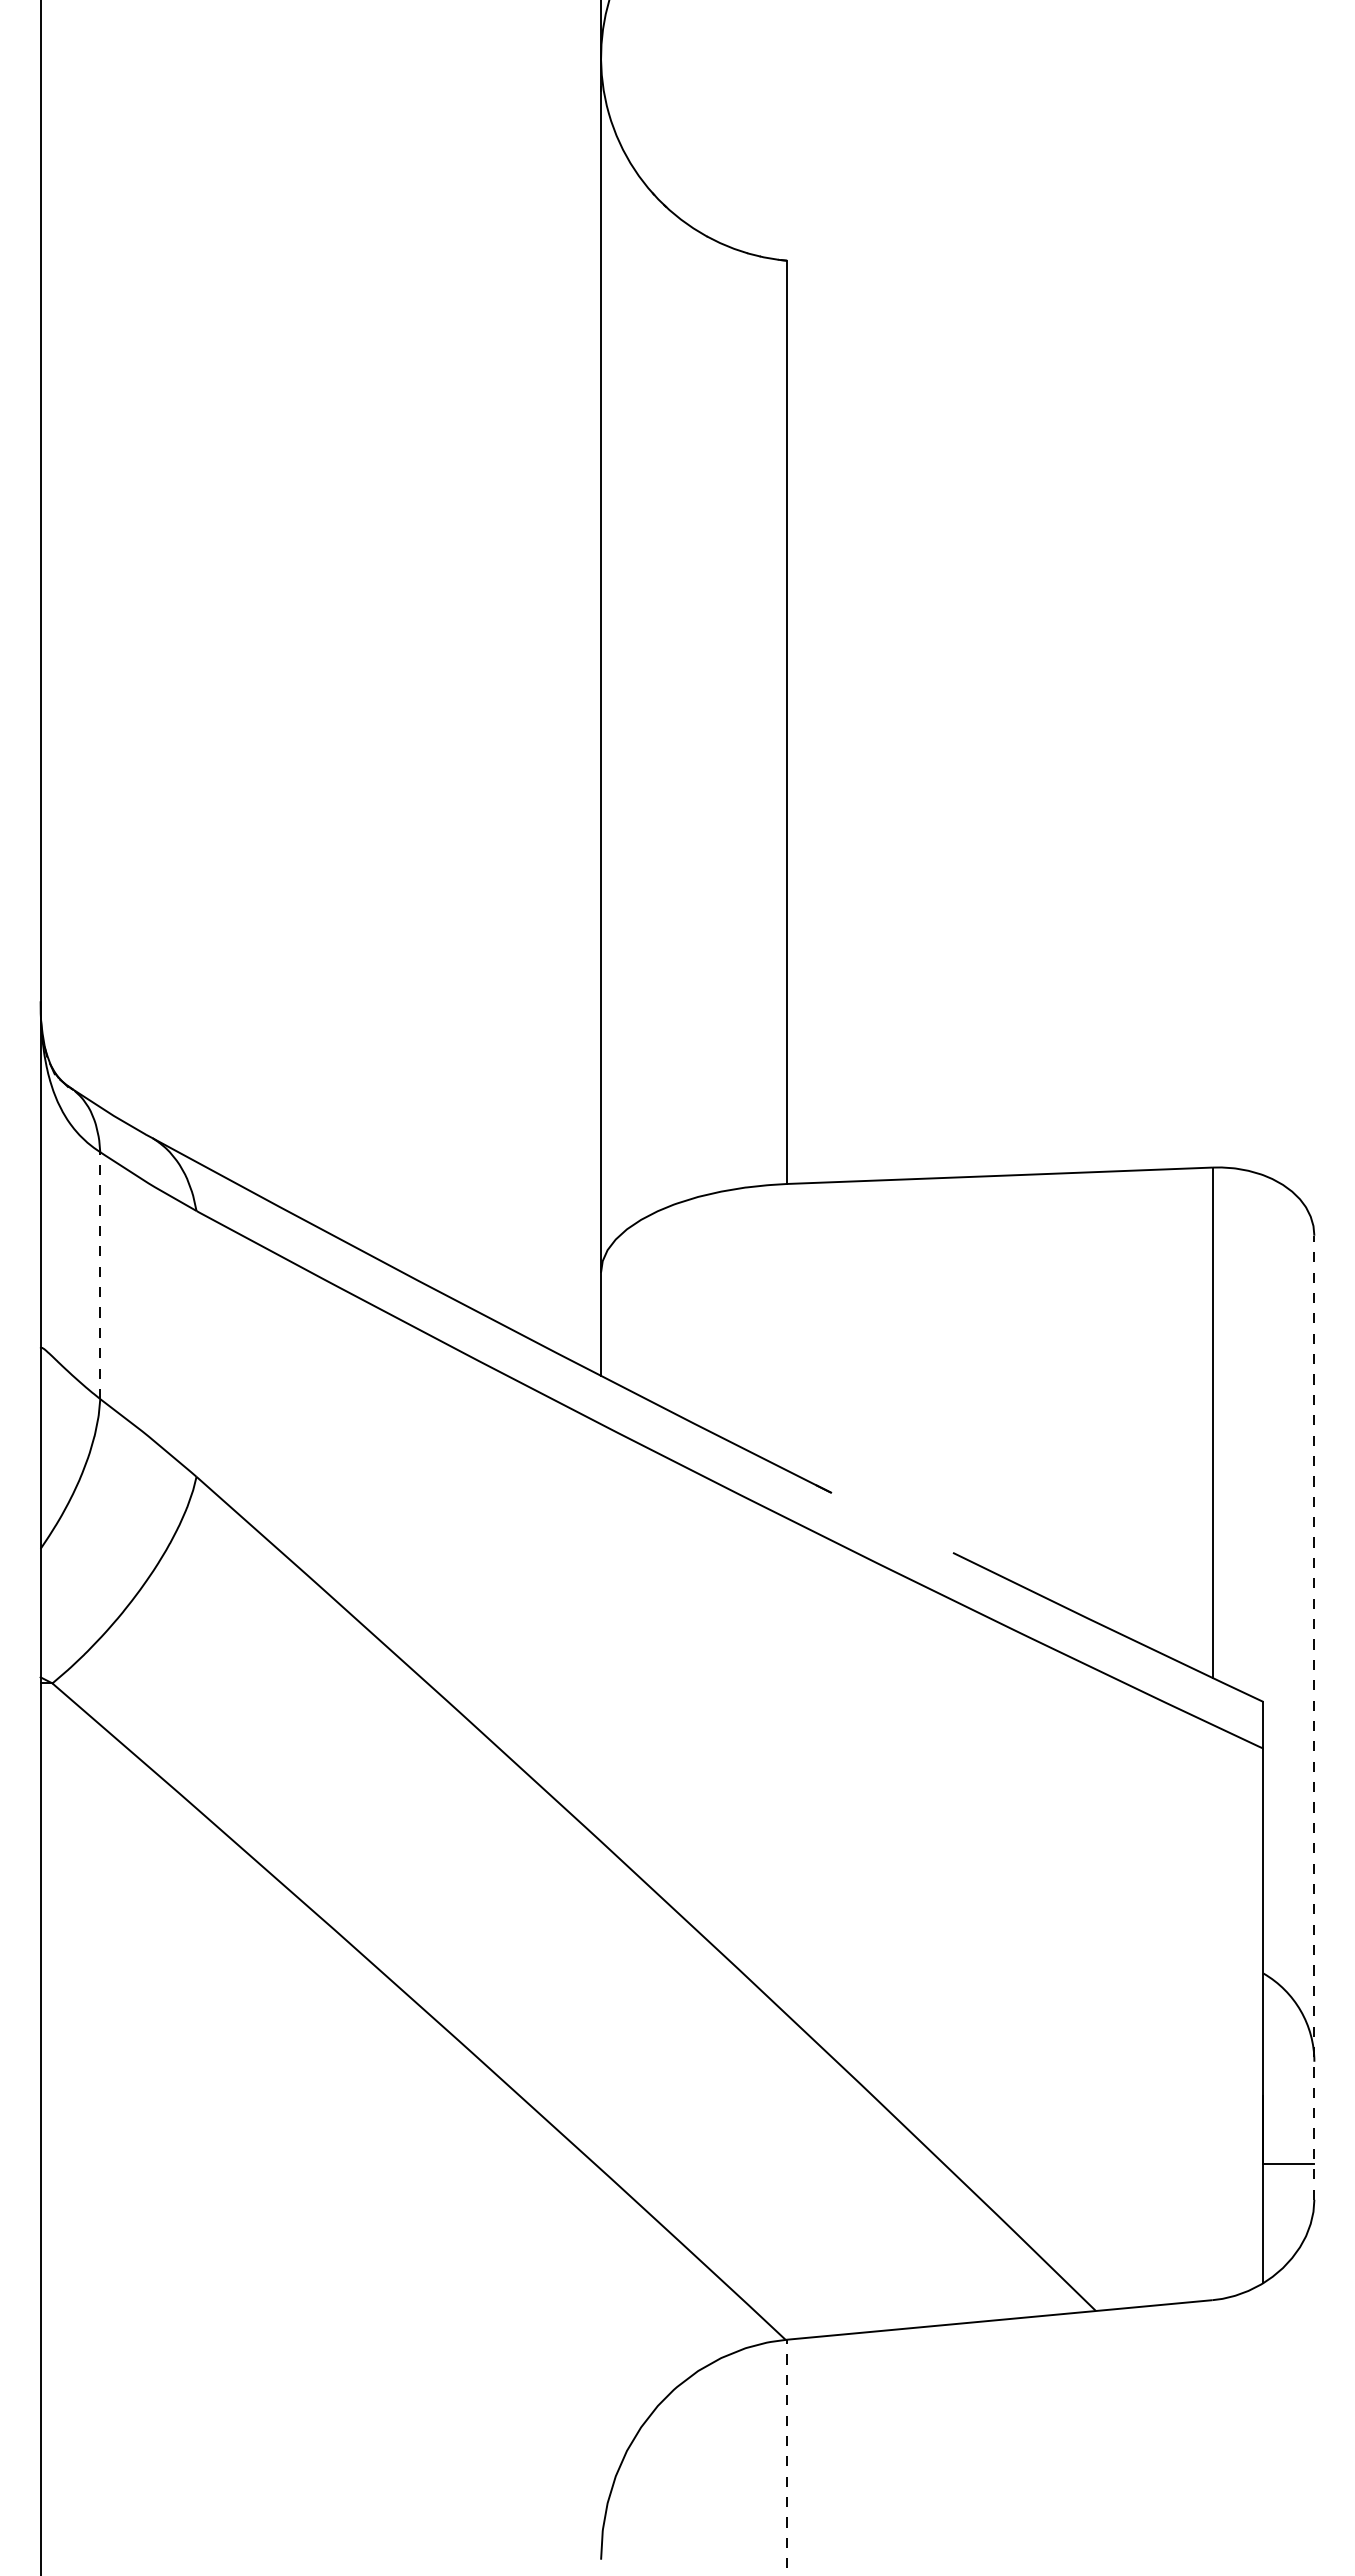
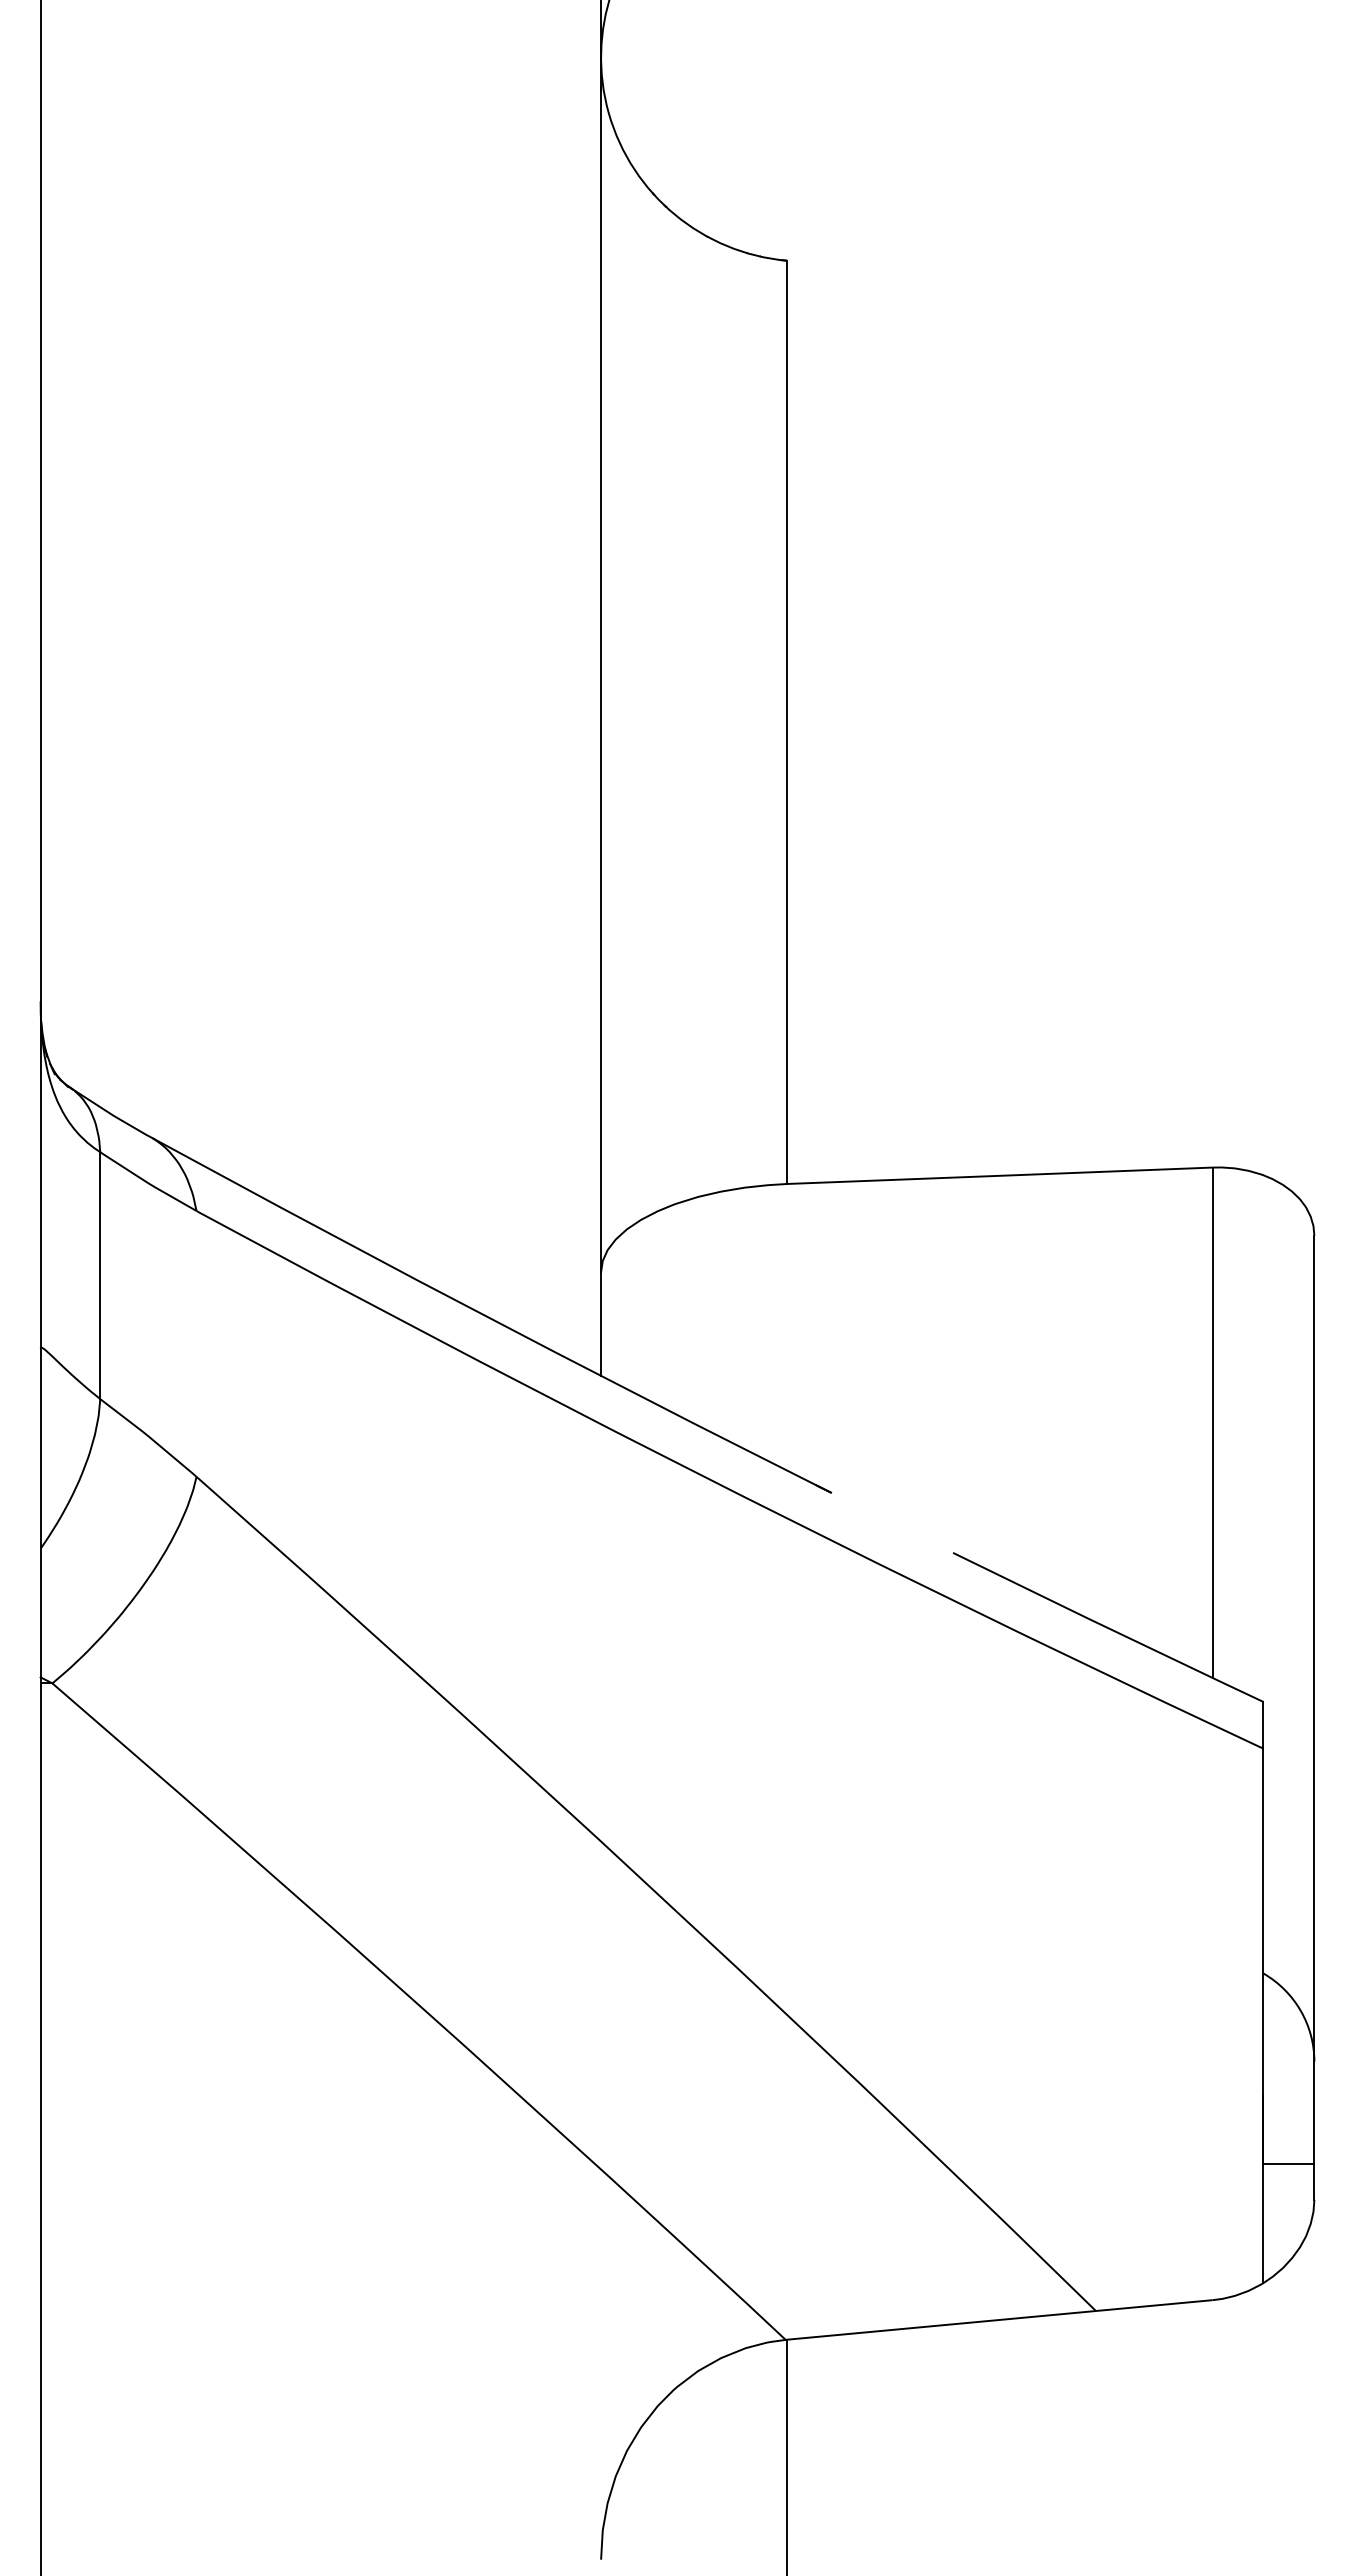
line: dashed -> solid (100, 1275)
line: dashed -> solid (1314, 1717)
line: dashed -> solid (787, 2457)
